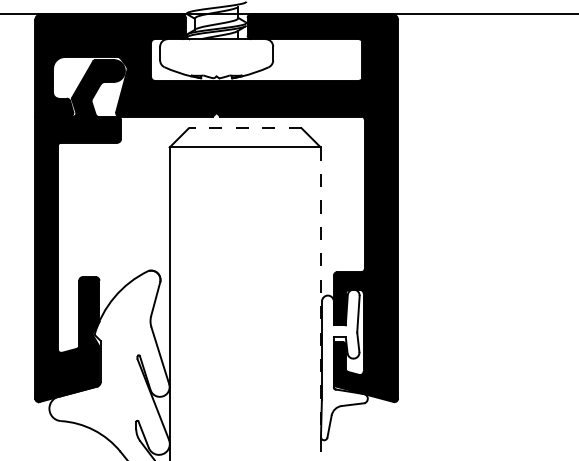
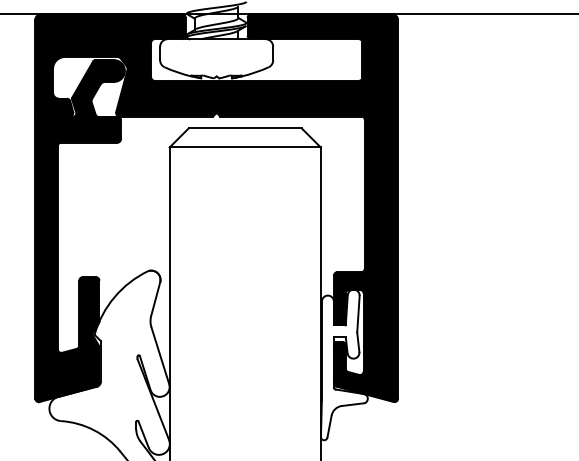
line: dashed -> solid (245, 128)
line: dashed -> solid (320, 304)
